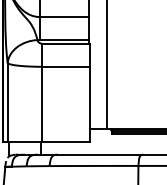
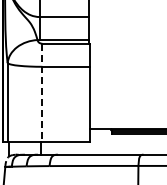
line: present -> none (106, 65)
line: solid -> dashed (42, 92)
